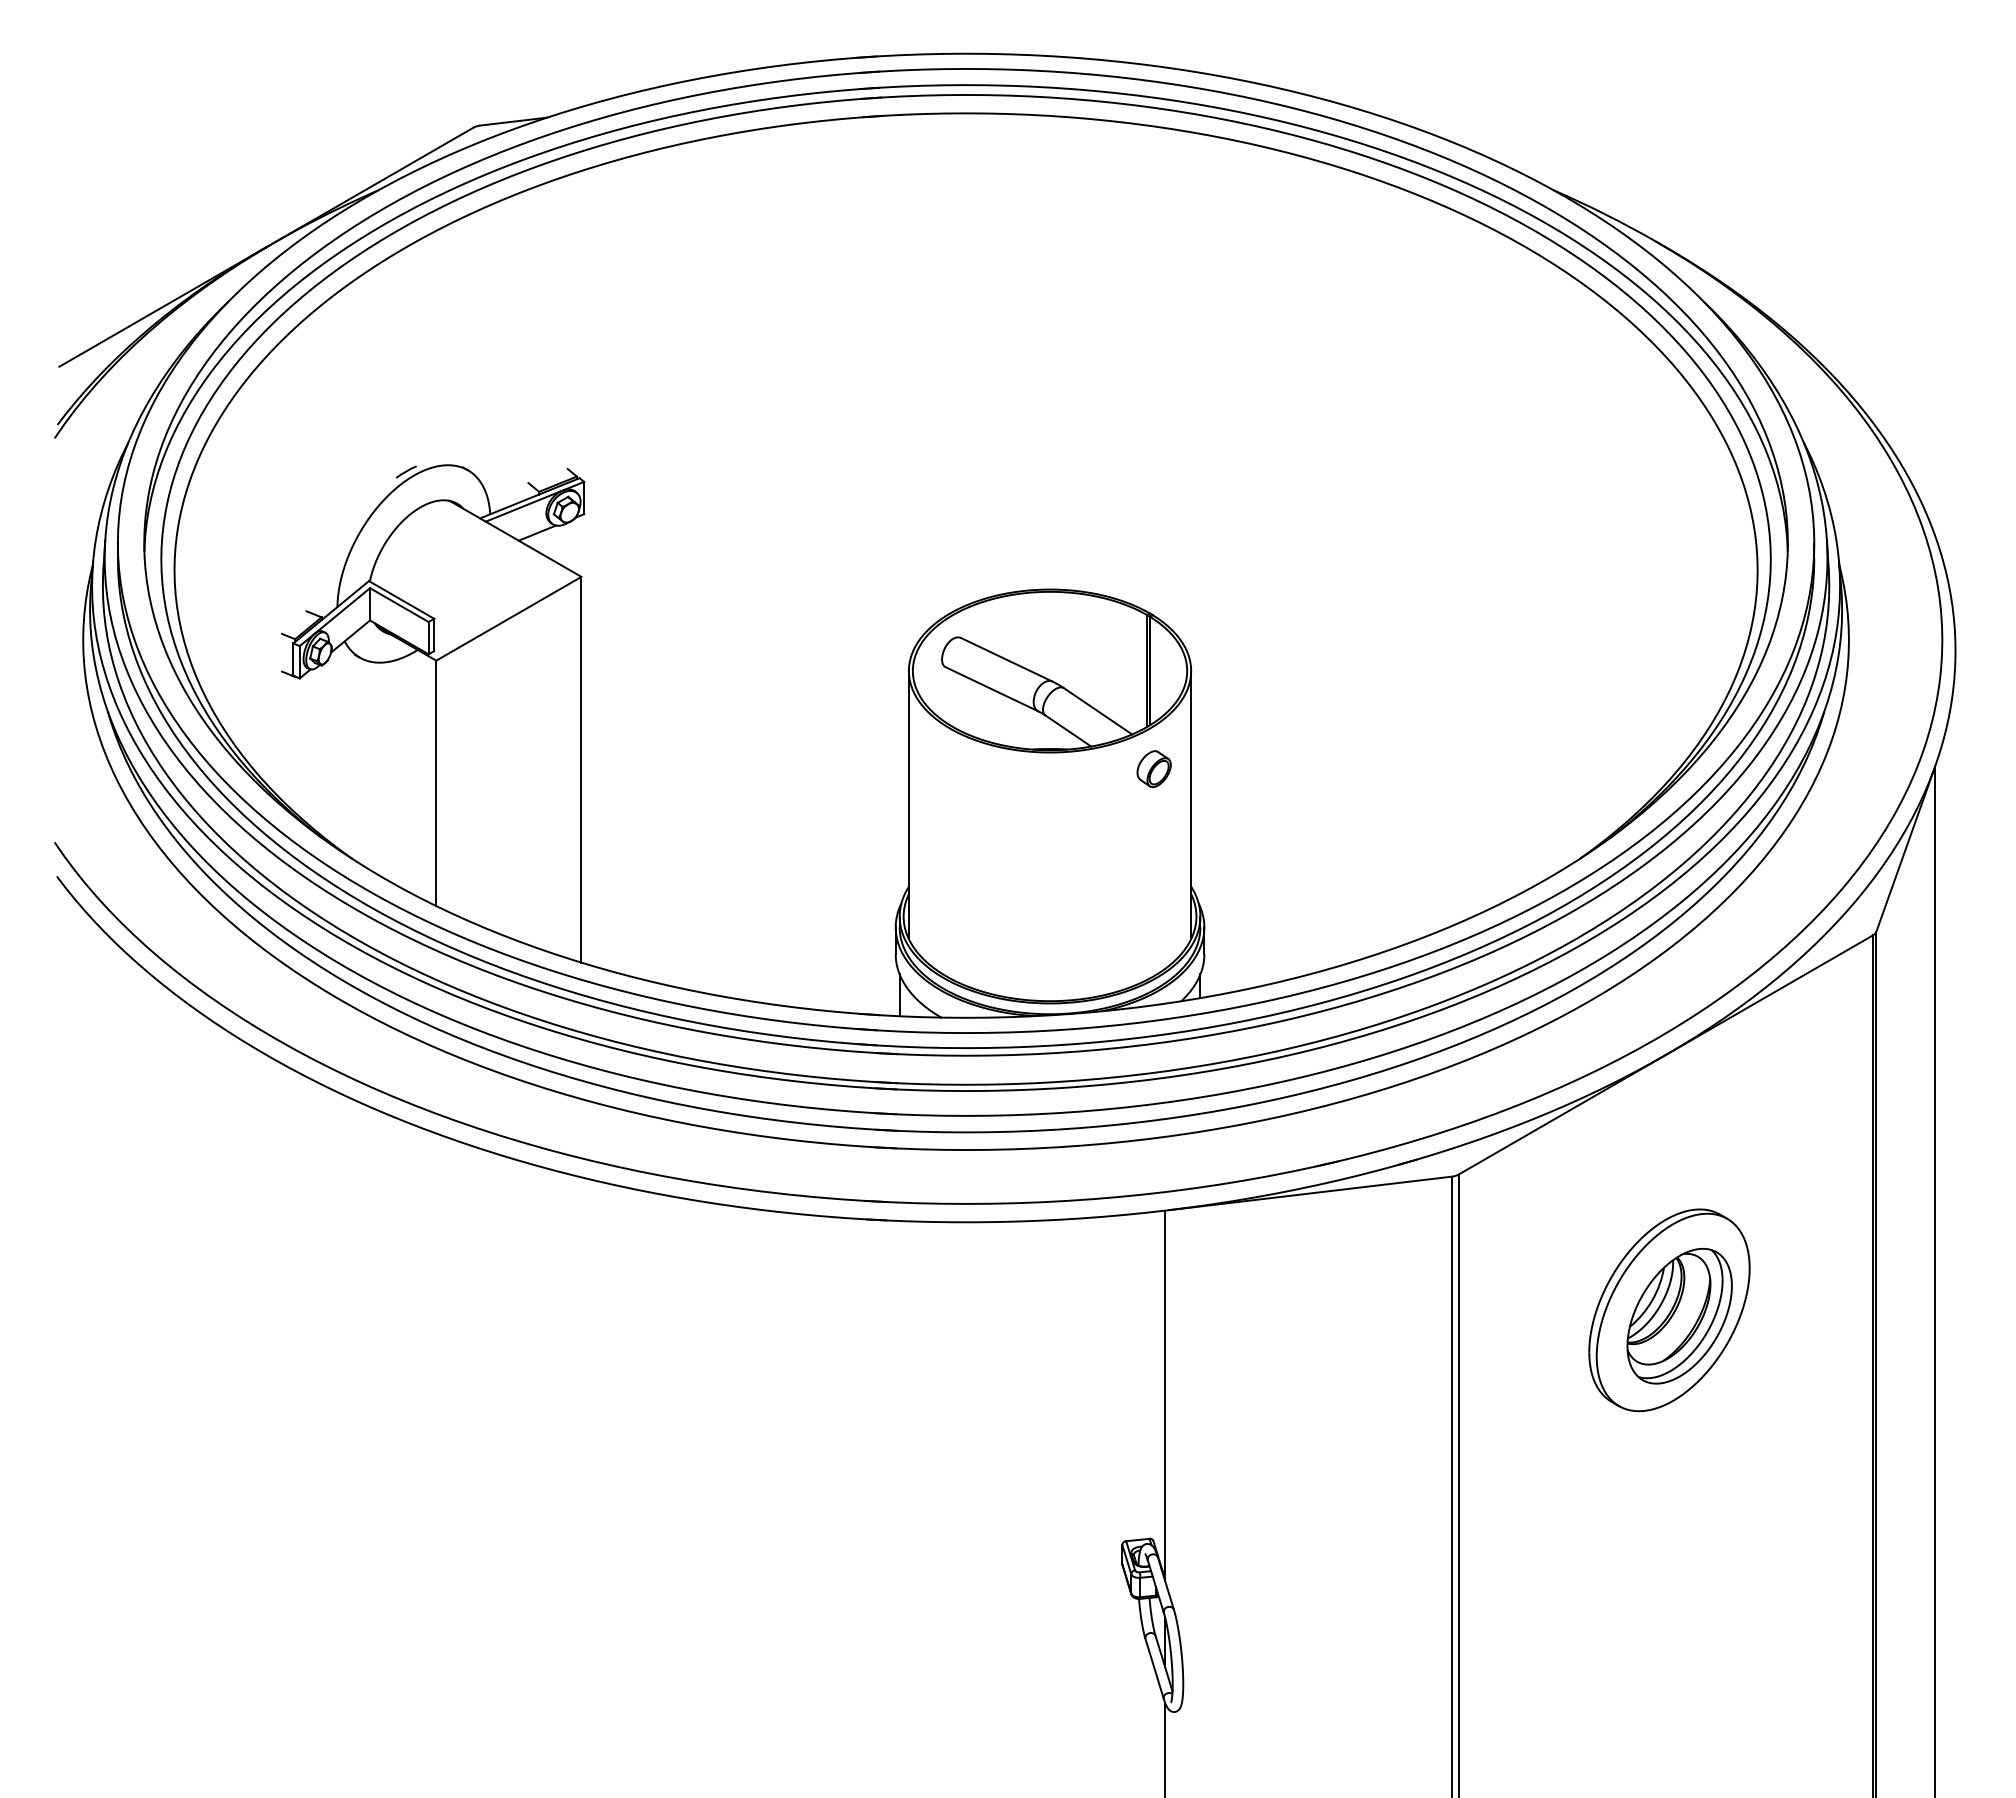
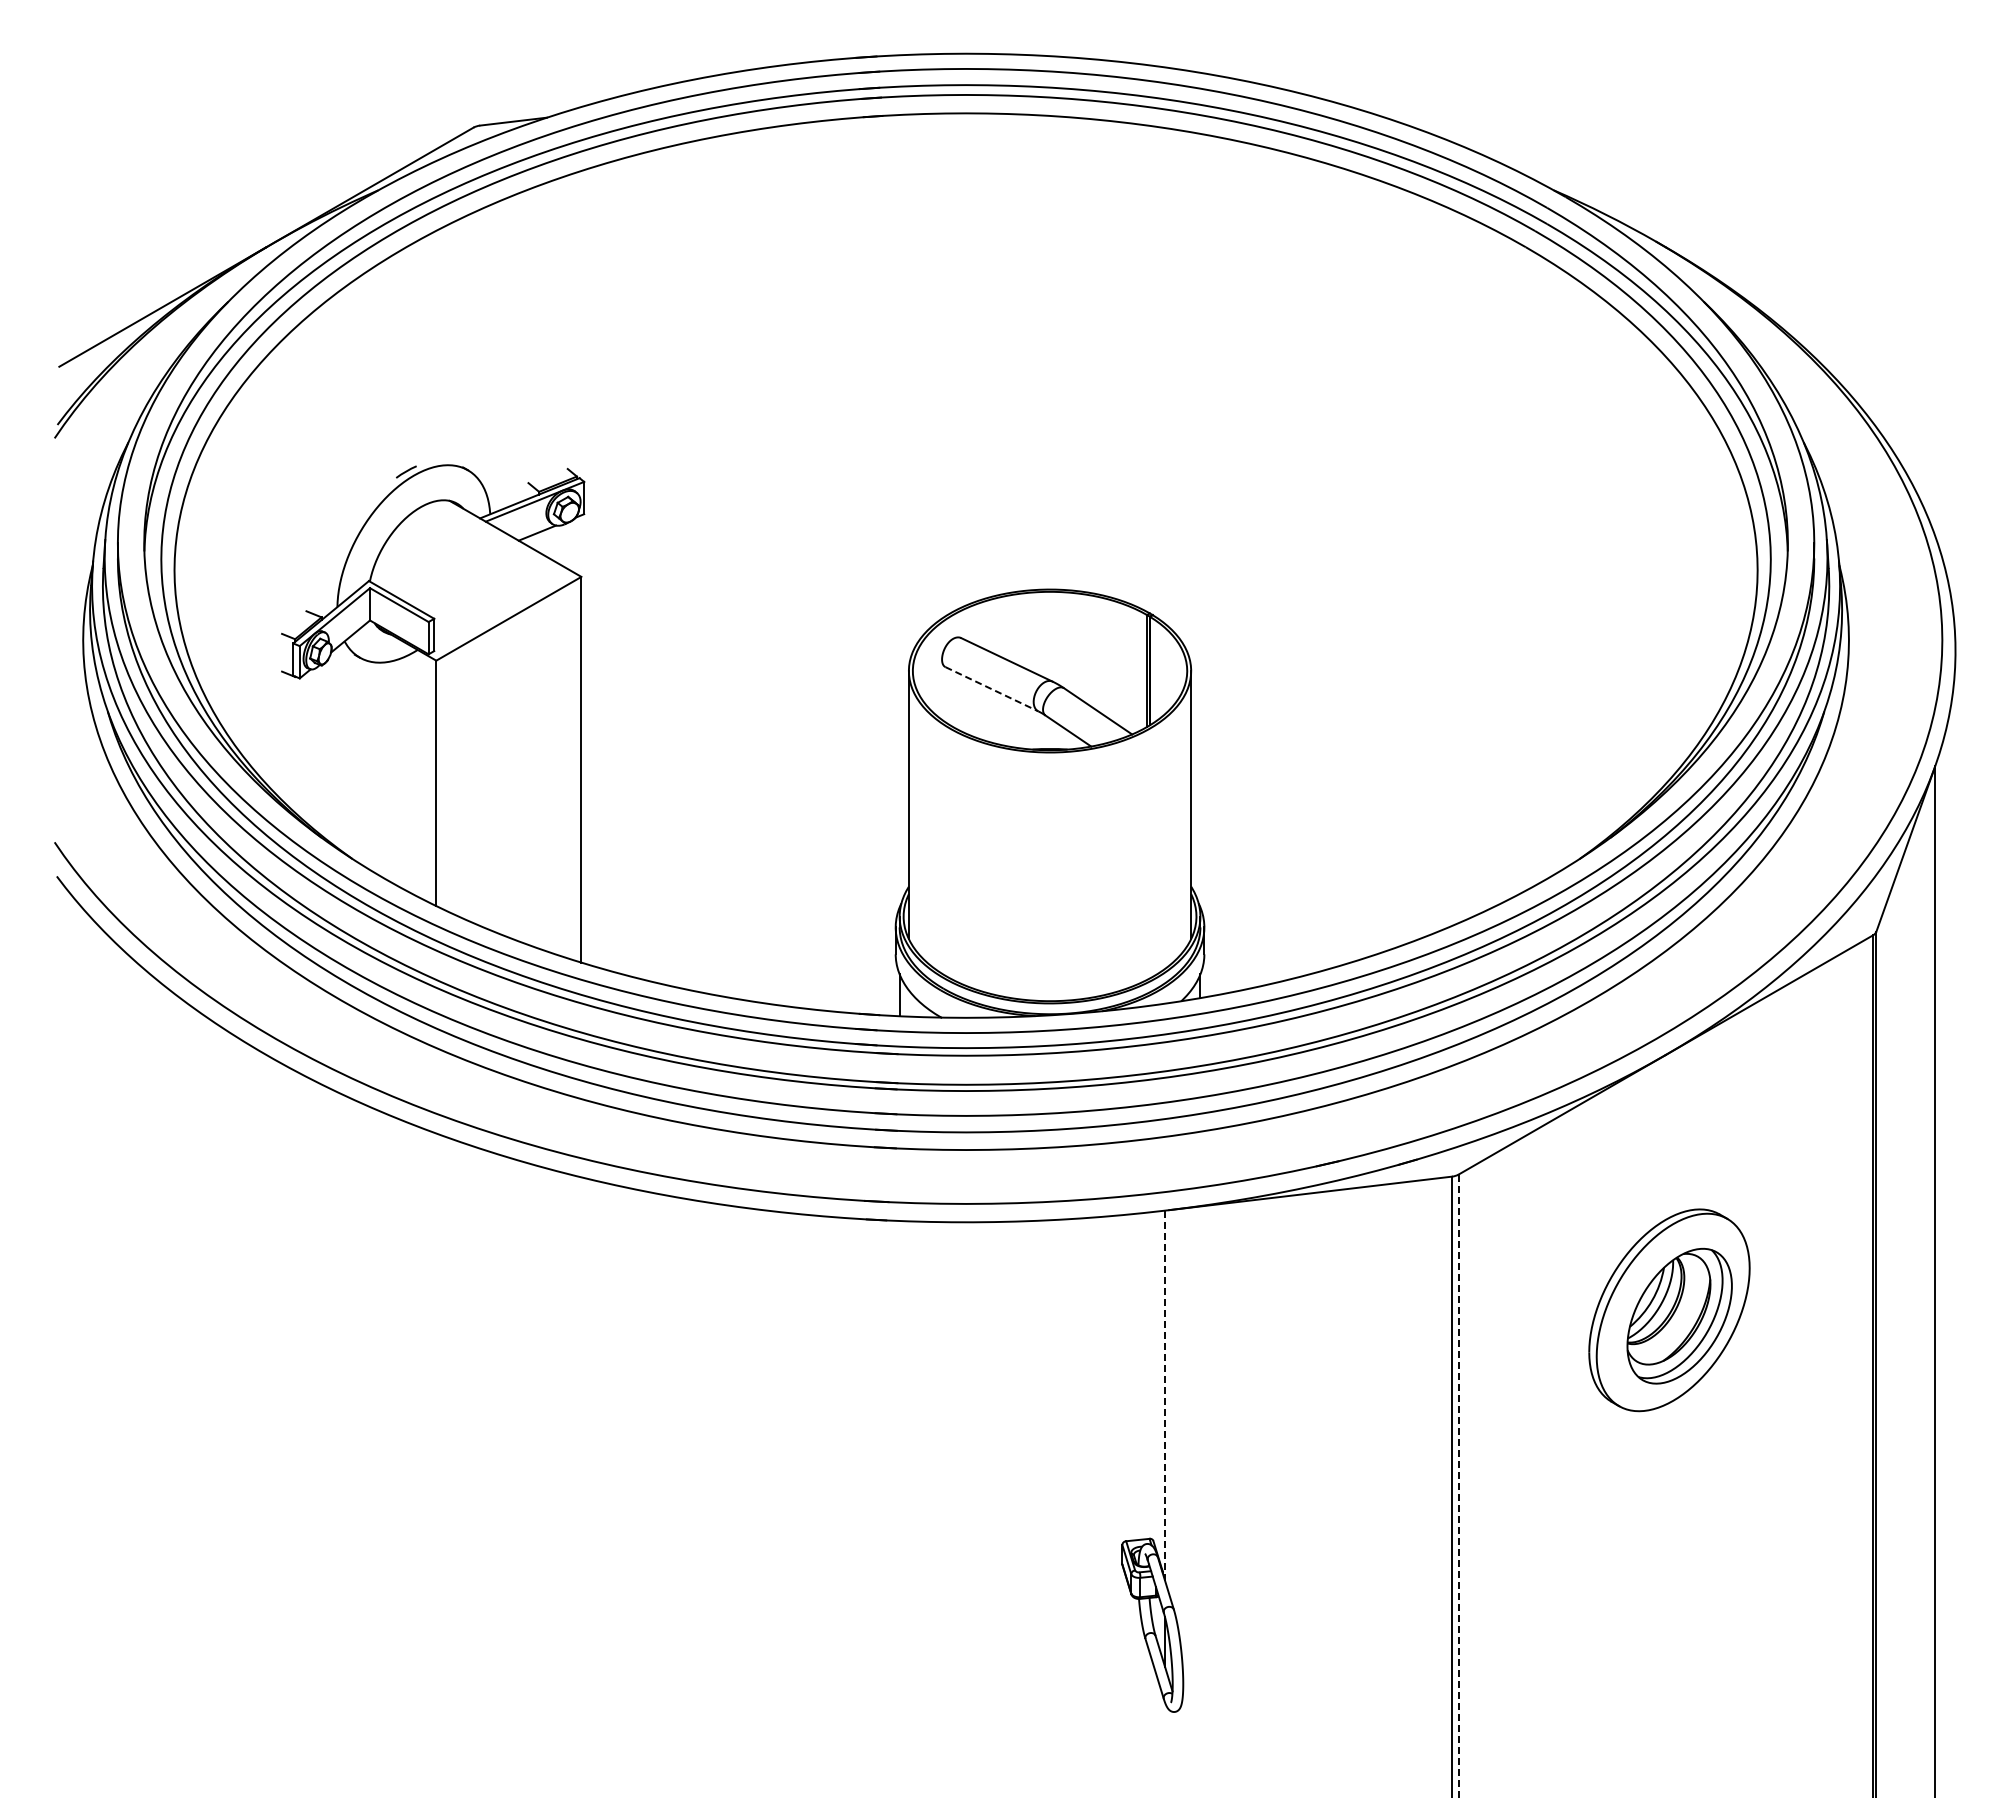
line: solid -> dashed (992, 689)
part: present -> none (1153, 768)
line: solid -> dashed (1165, 1396)
line: solid -> dashed (1458, 1486)
line: present -> none (1165, 1748)
